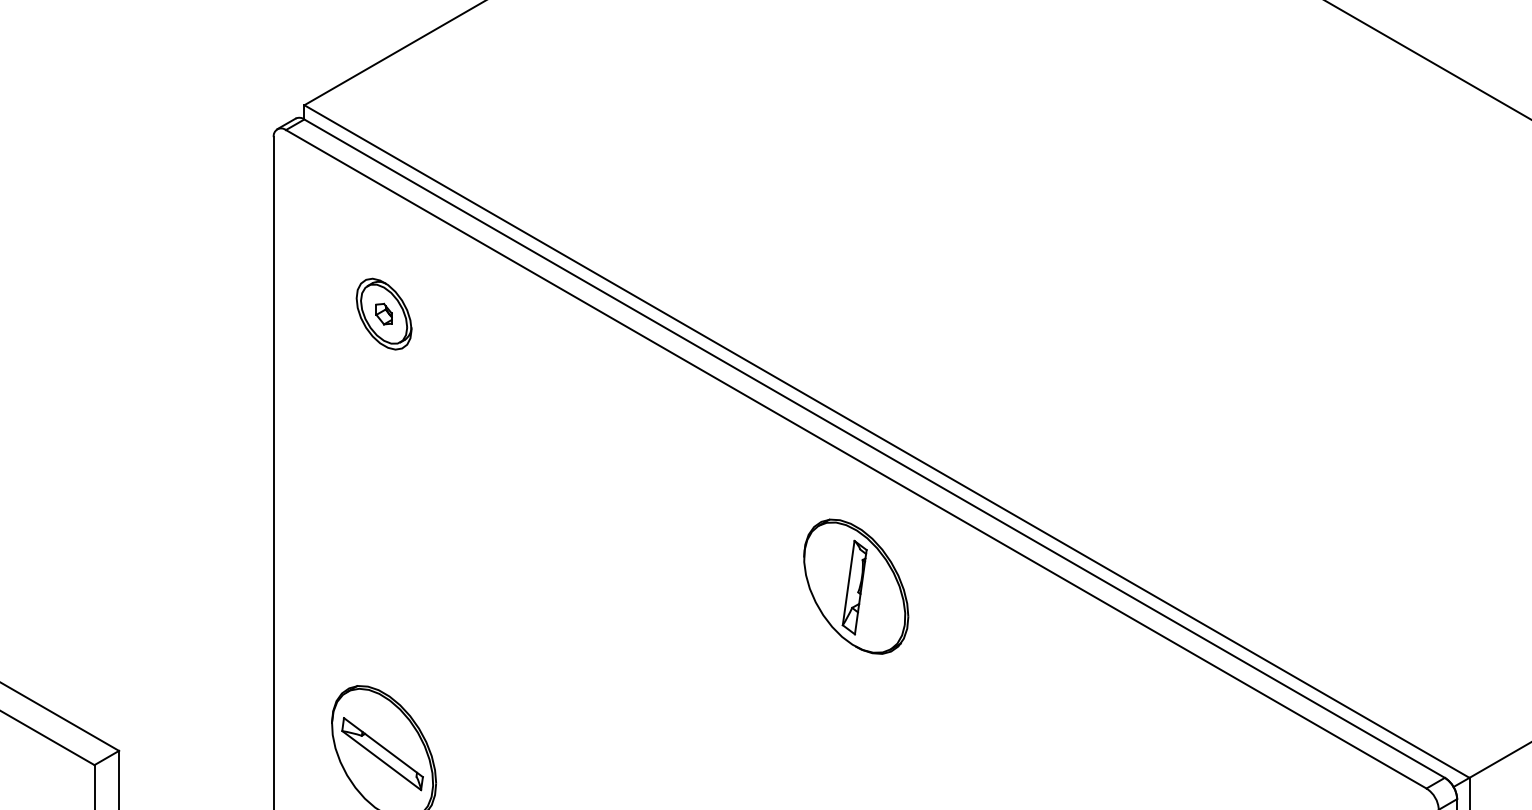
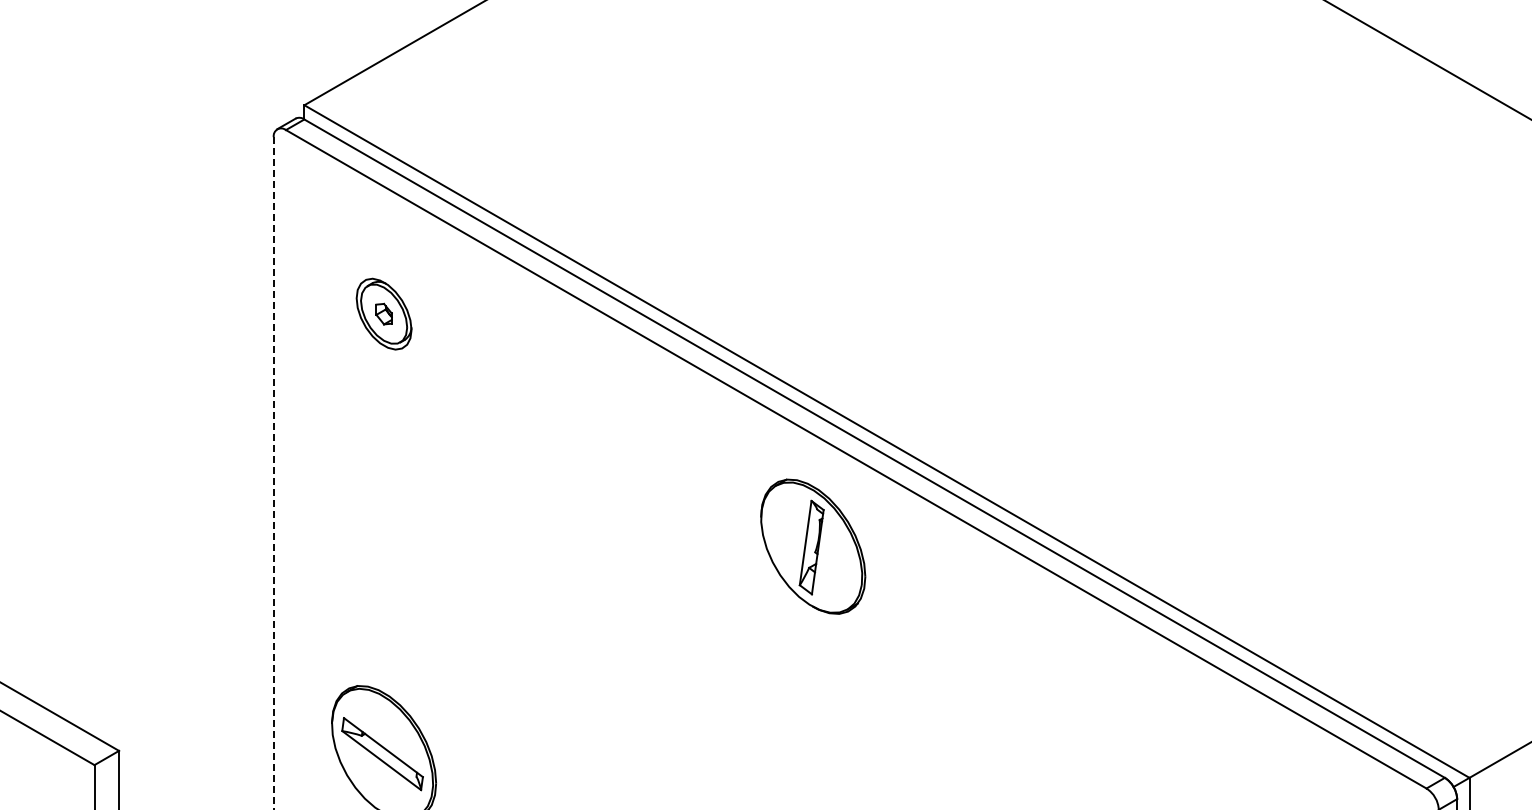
line: solid -> dashed (273, 473)
part position: (856, 586) -> (813, 546) (813, 546)
